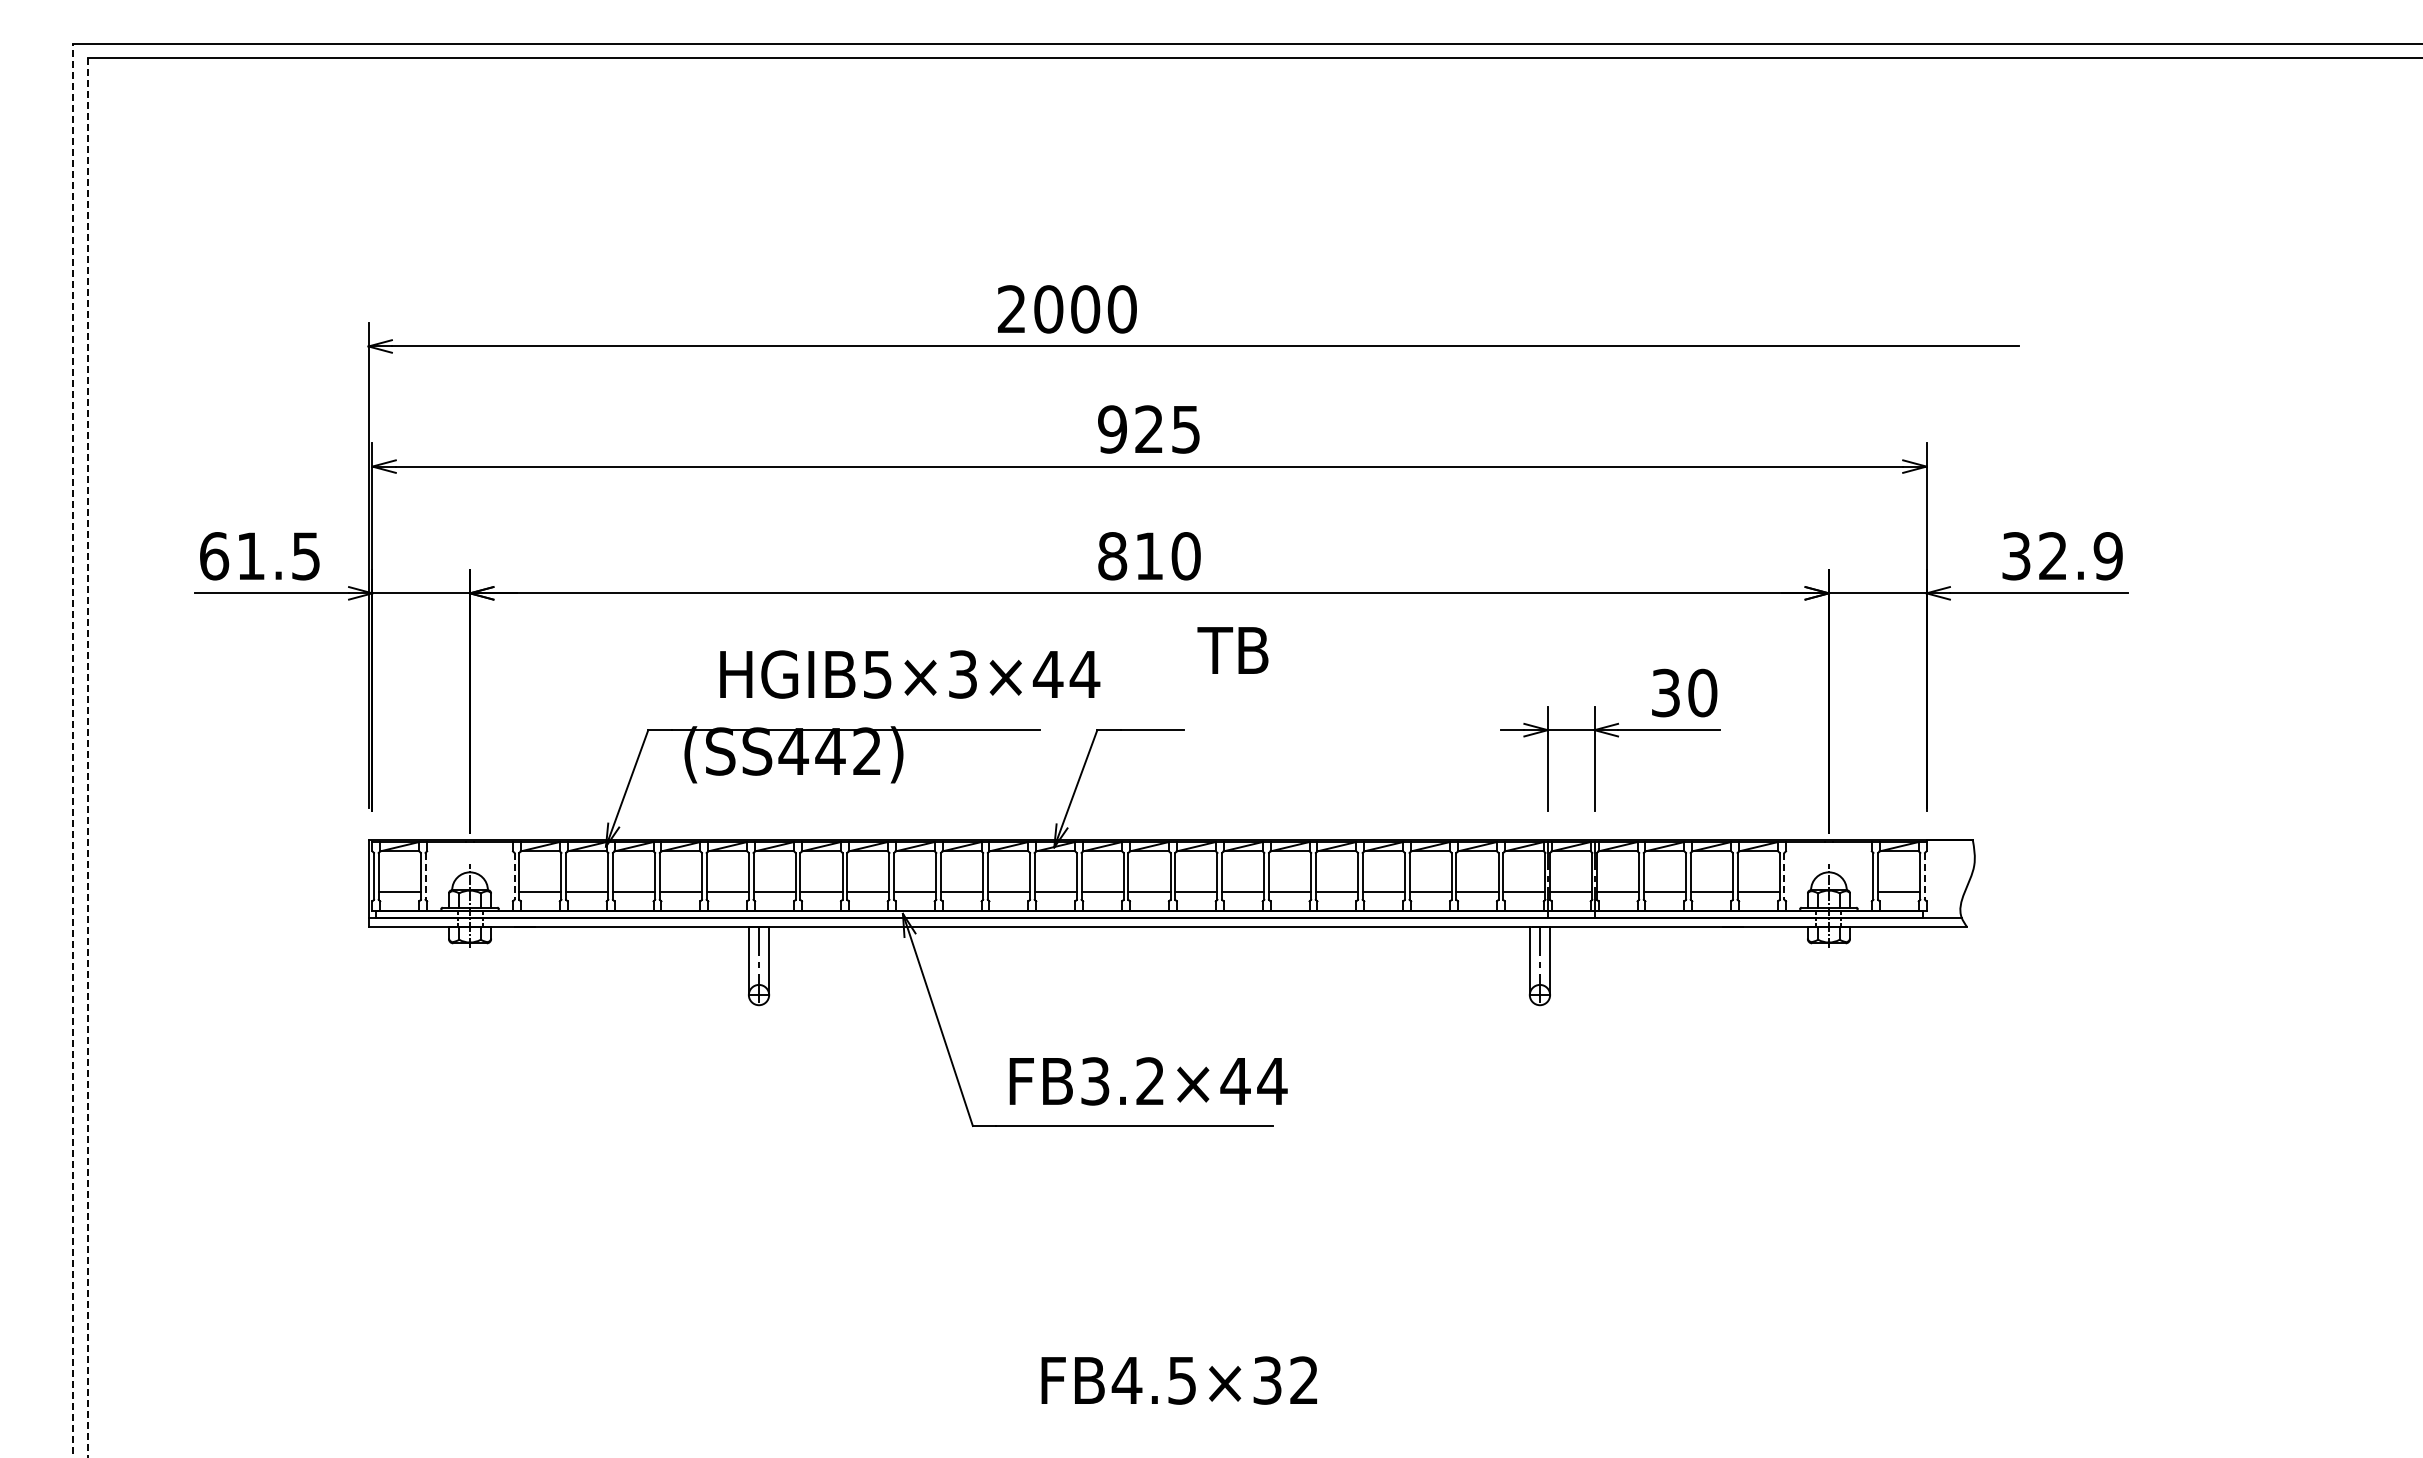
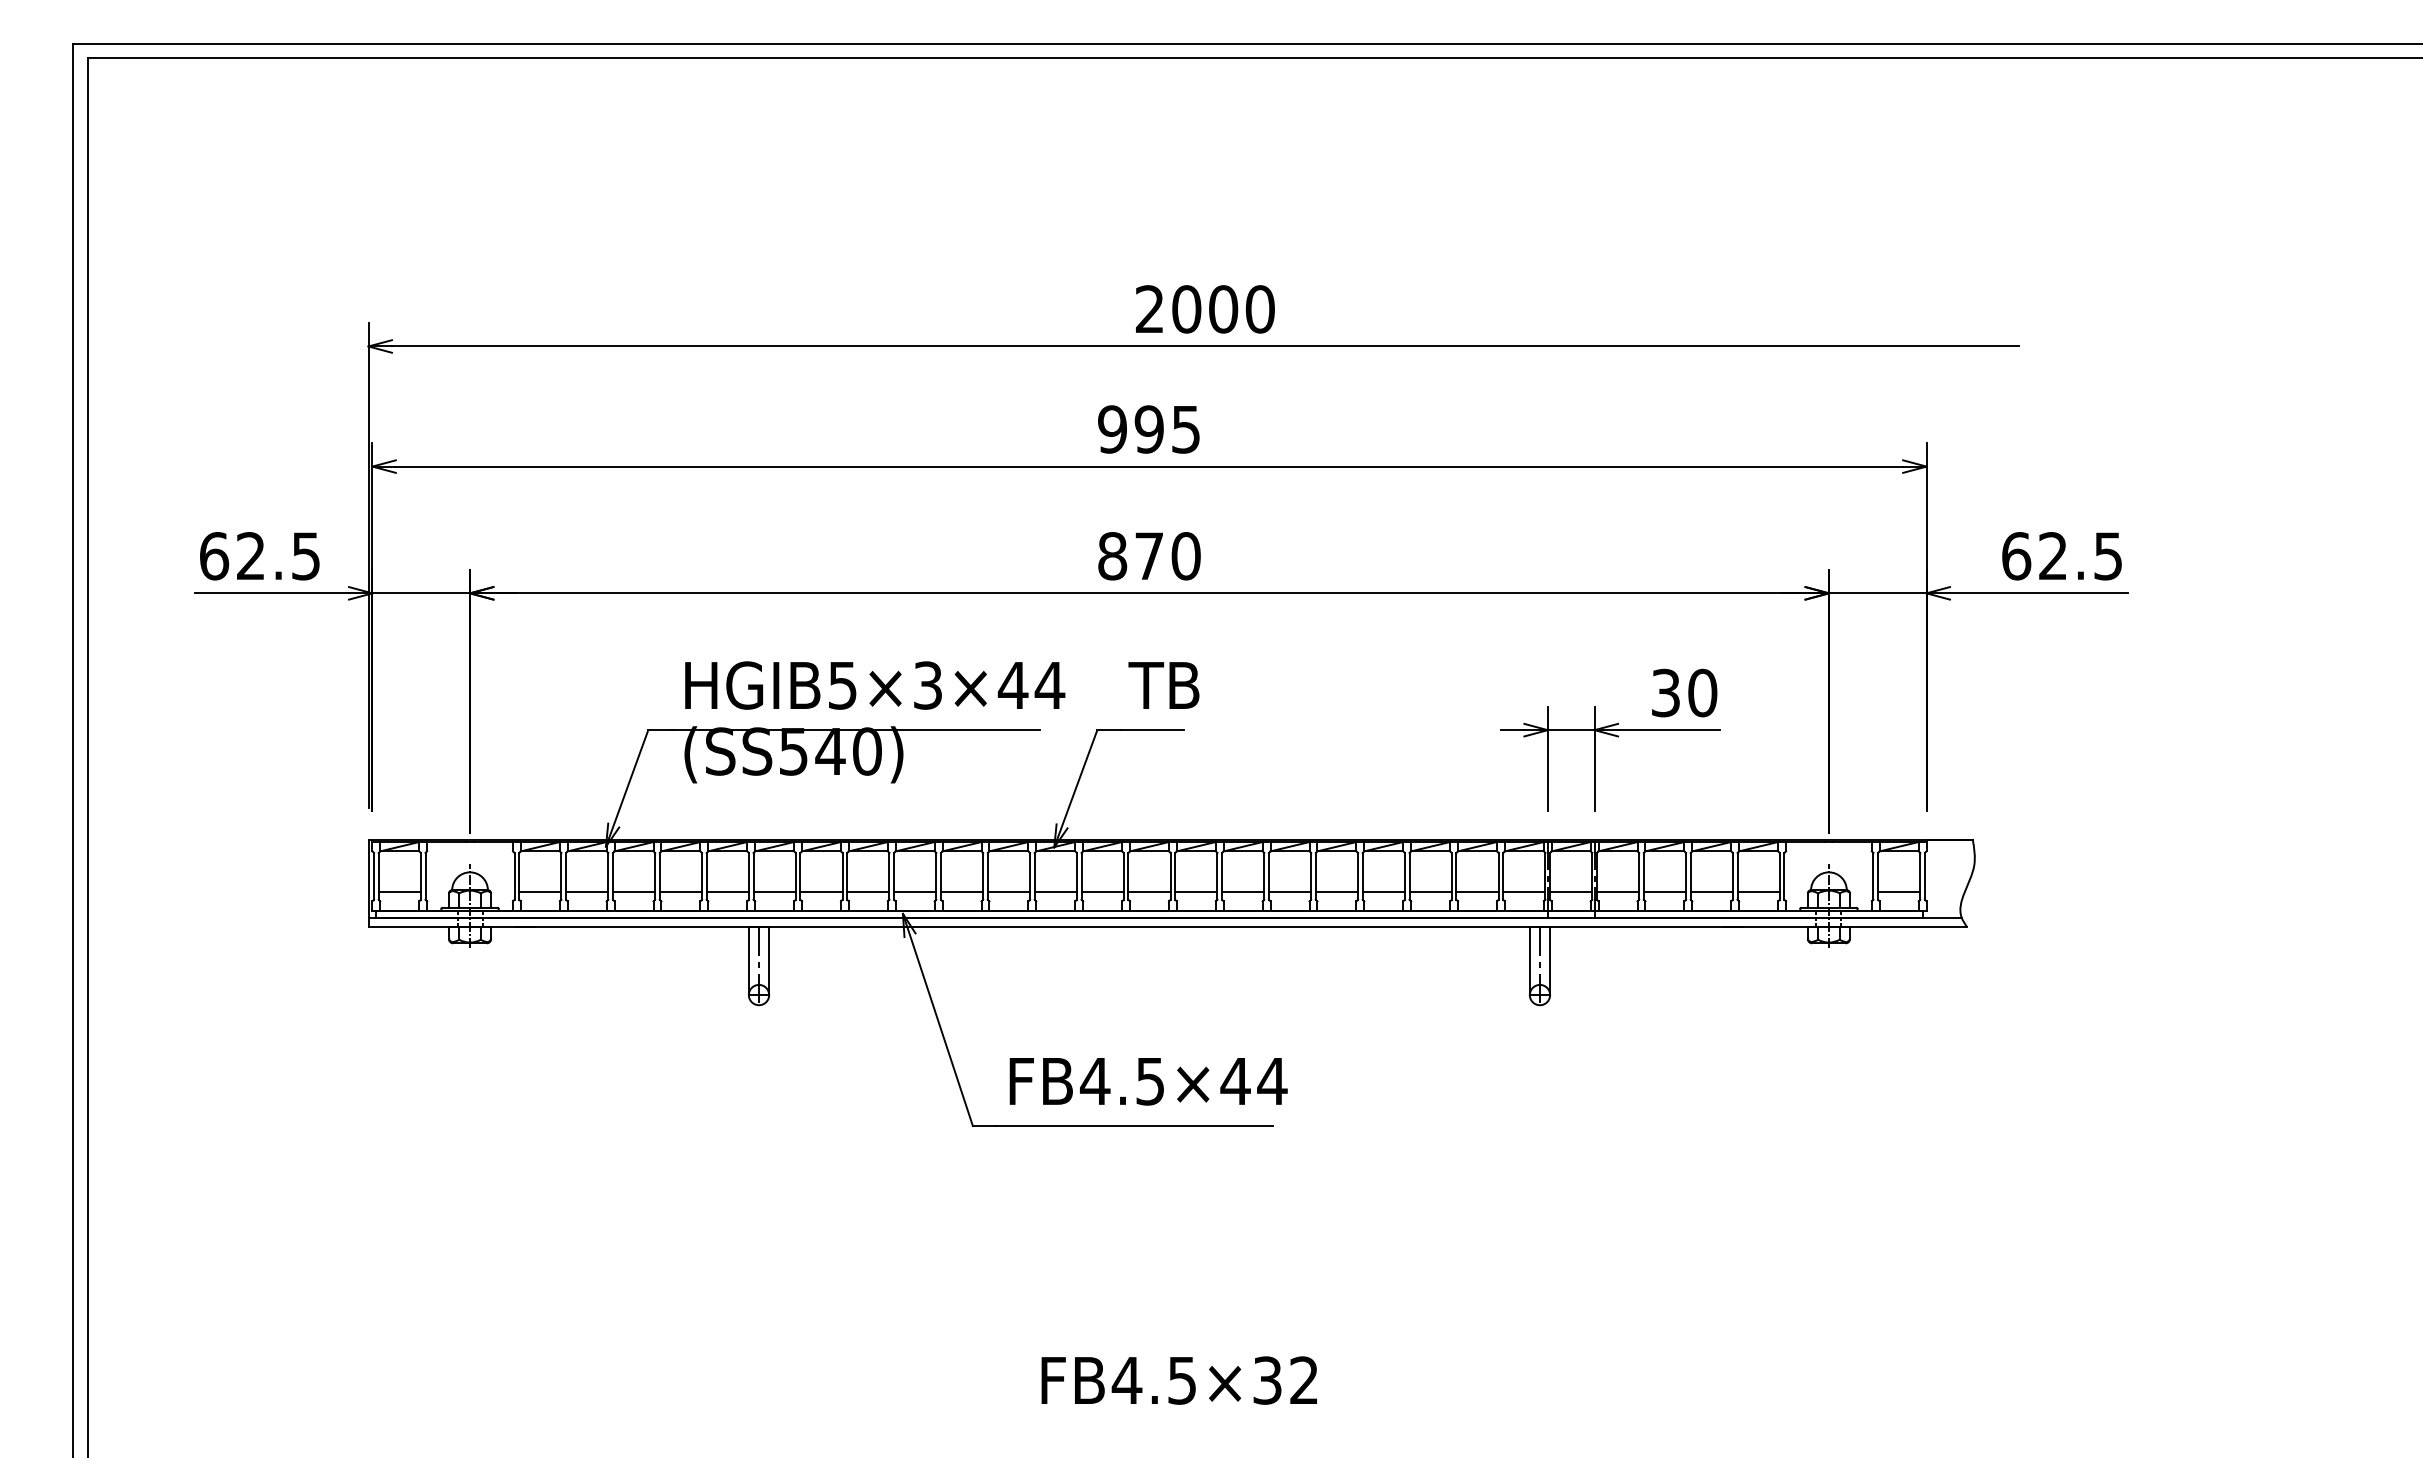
text position: (1067, 309) -> (1205, 309) (1205, 309)
text: 925 -> 995 (1148, 429)
text: 61.5 -> 62.5 (250, 555)
text: 810 -> 870 (1148, 555)
text: 32.9 -> 62.5 (2062, 556)
text position: (1232, 650) -> (1163, 685) (1163, 685)
text position: (910, 674) -> (875, 685) (875, 685)
line: dashed -> solid (72, 750)
text: (SS442) -> (SS540) (829, 751)
line: dashed -> solid (88, 758)
line: dashed -> solid (425, 876)
line: dashed -> solid (514, 876)
line: dashed -> solid (1784, 876)
line: dashed -> solid (1924, 876)
text: FB3.2×44 -> FB4.5×44 (1121, 1081)
